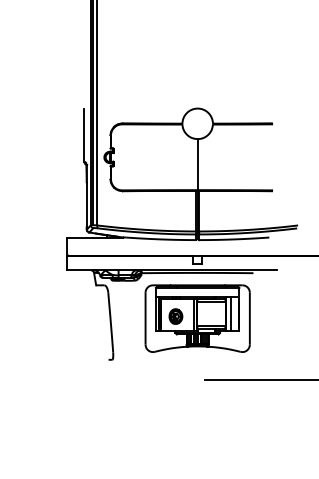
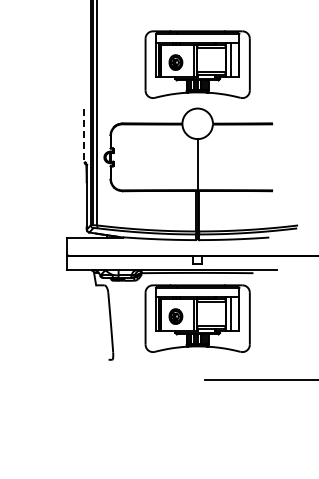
part: none -> present (197, 64)
line: solid -> dashed (84, 136)
